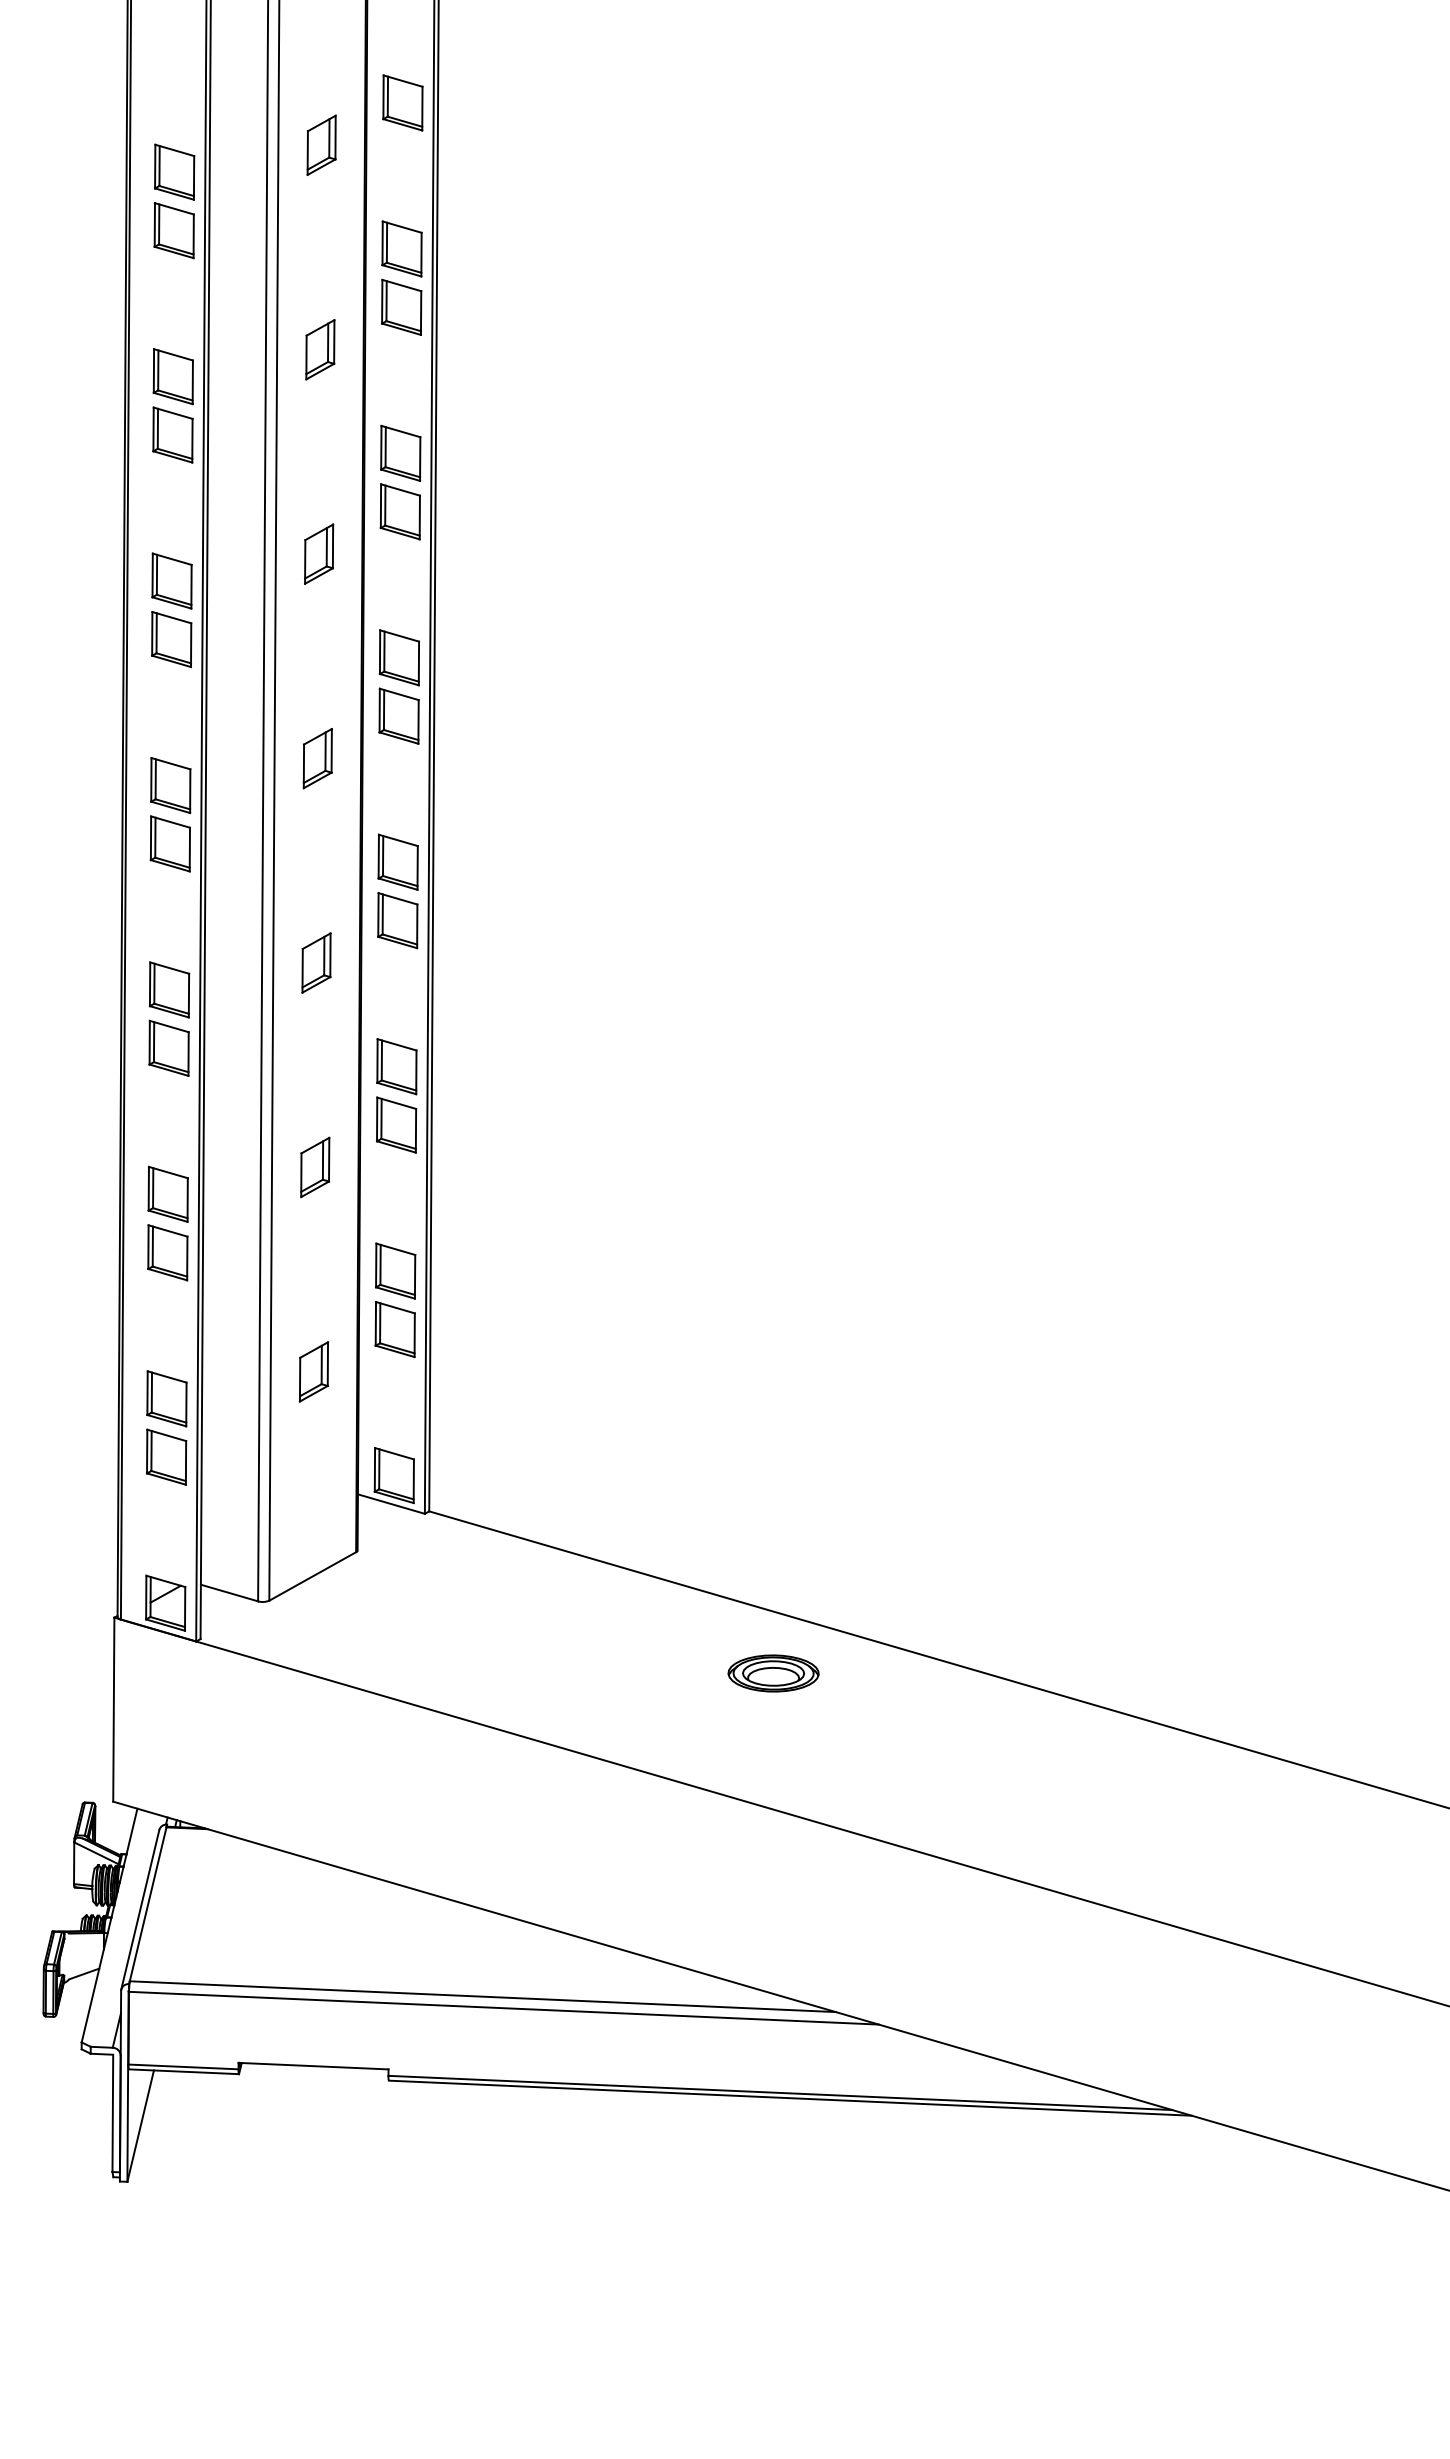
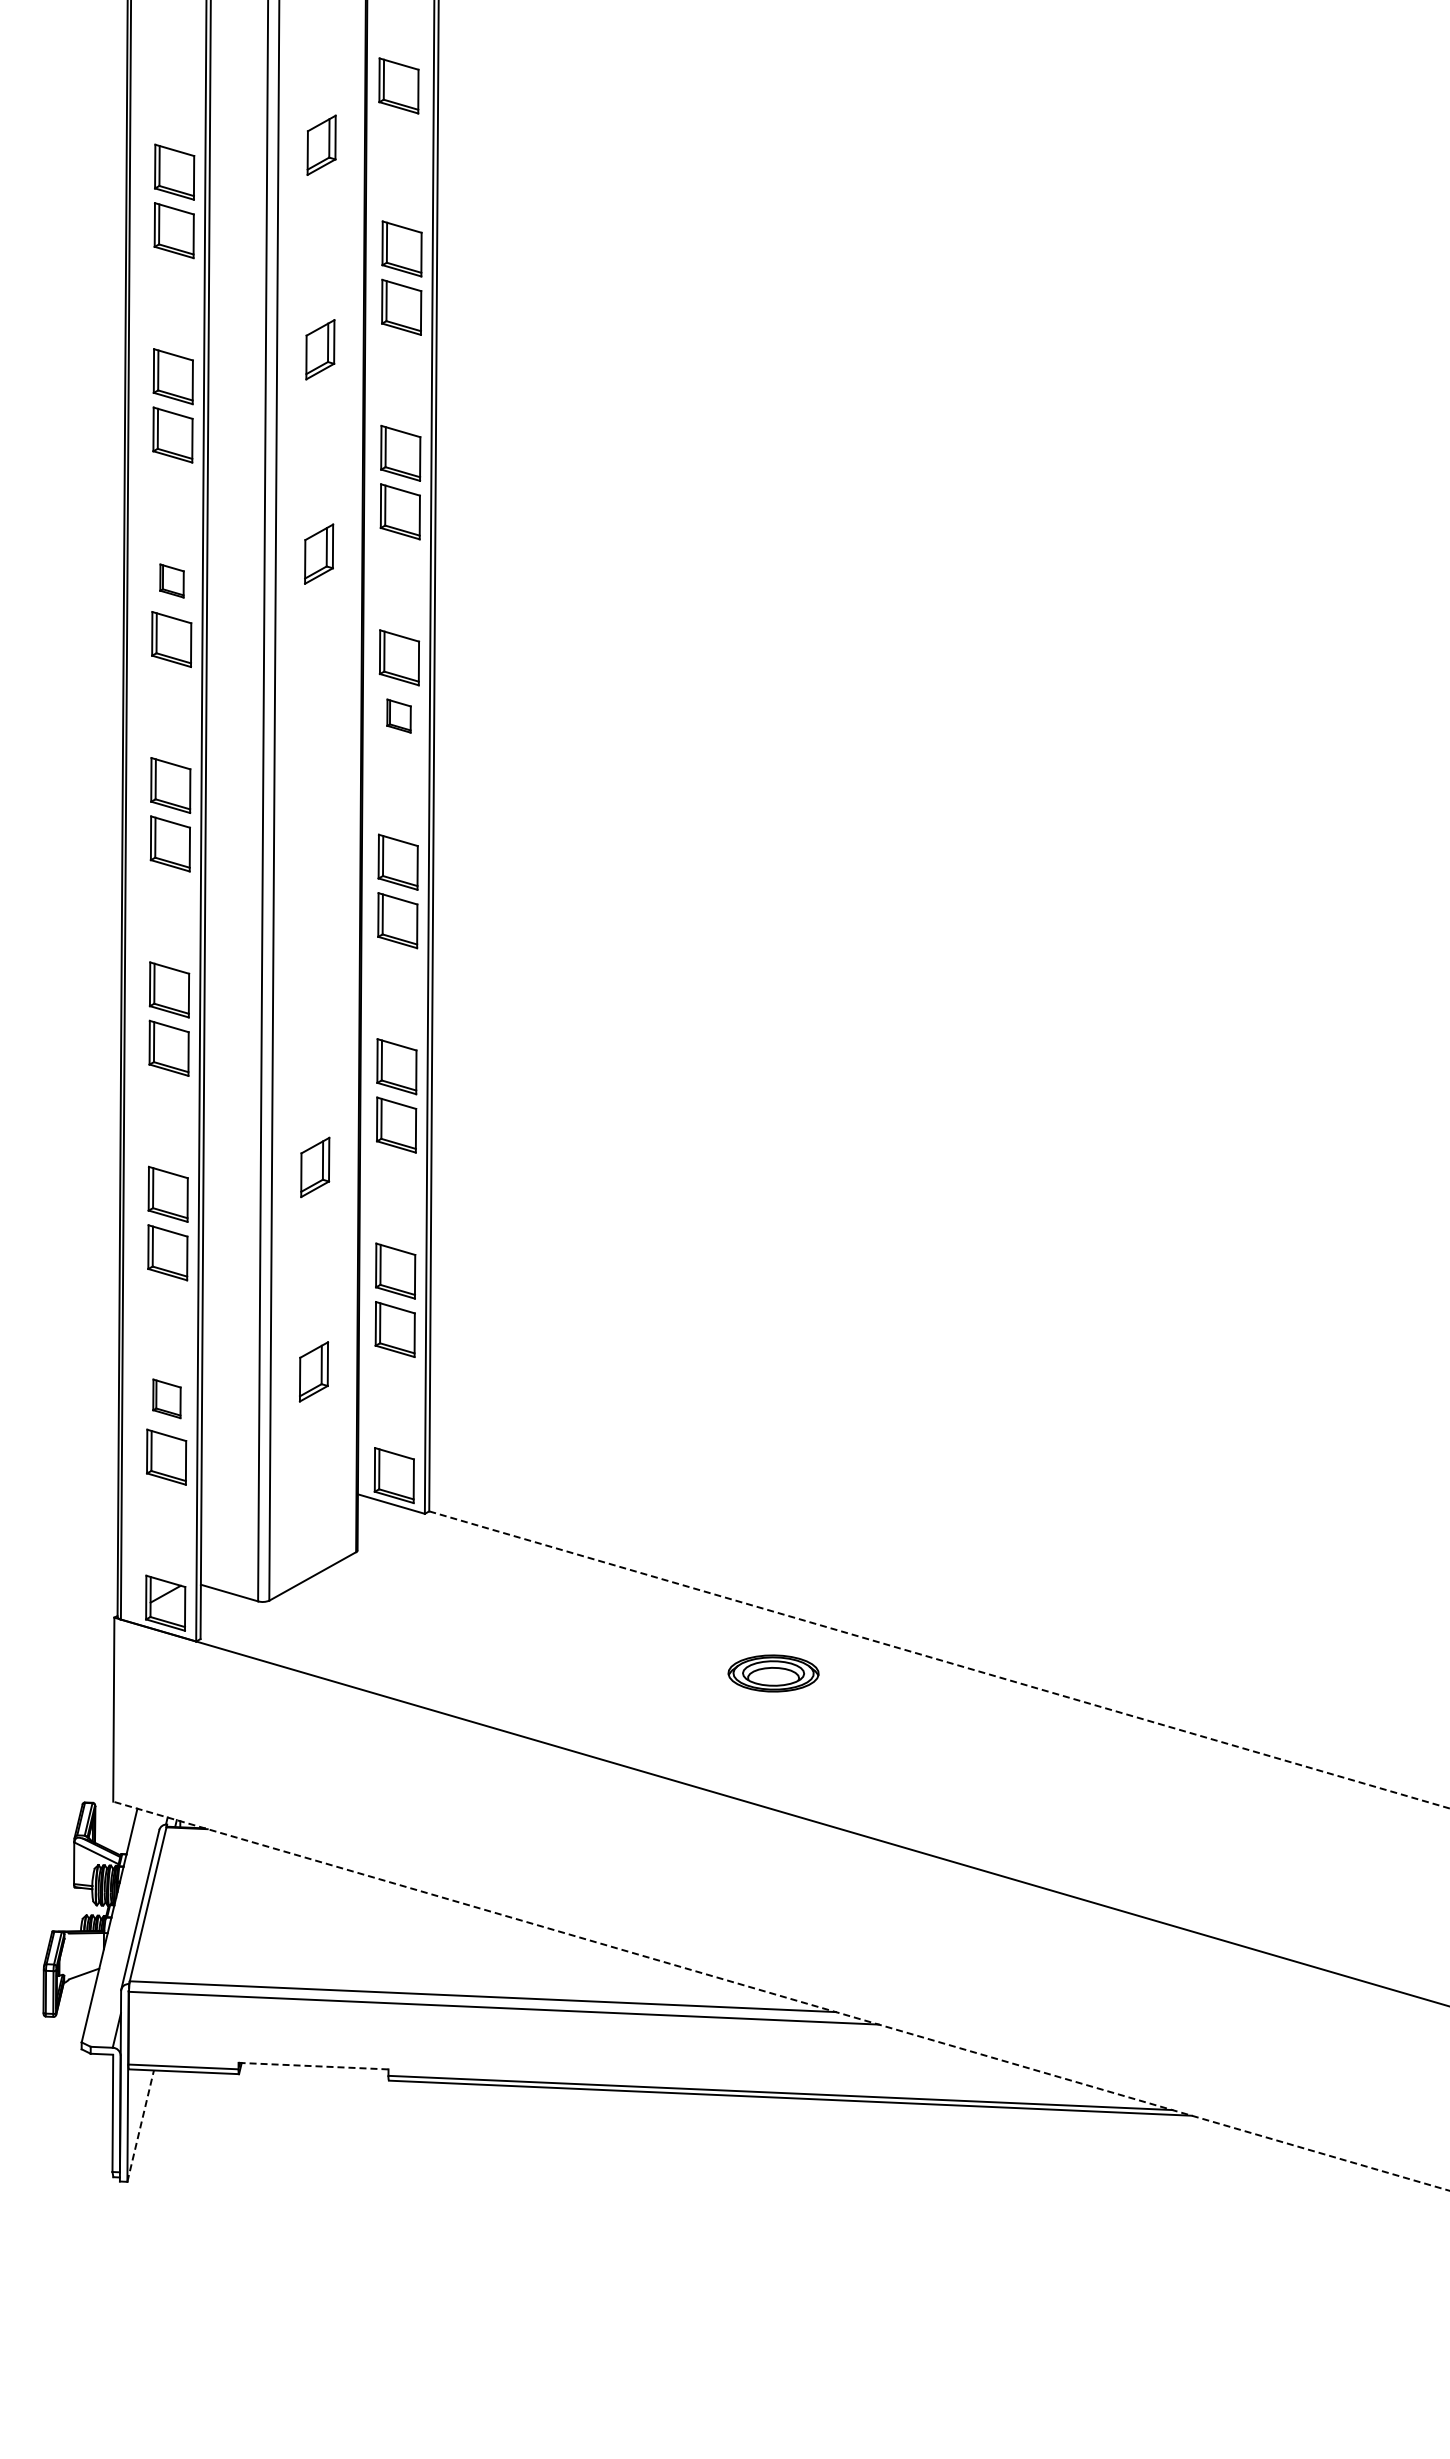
part position: (402, 102) -> (398, 85) (398, 85)
part size: 42x58 px -> 26x36 px (171, 580)
part size: 42x58 px -> 26x36 px (398, 715)
part: present -> none (317, 758)
part: present -> none (316, 962)
part size: 42x58 px -> 30x42 px (166, 1398)
line: solid -> dashed (939, 1660)
line: solid -> dashed (781, 1996)
line: solid -> dashed (314, 2066)
line: solid -> dashed (140, 2125)
